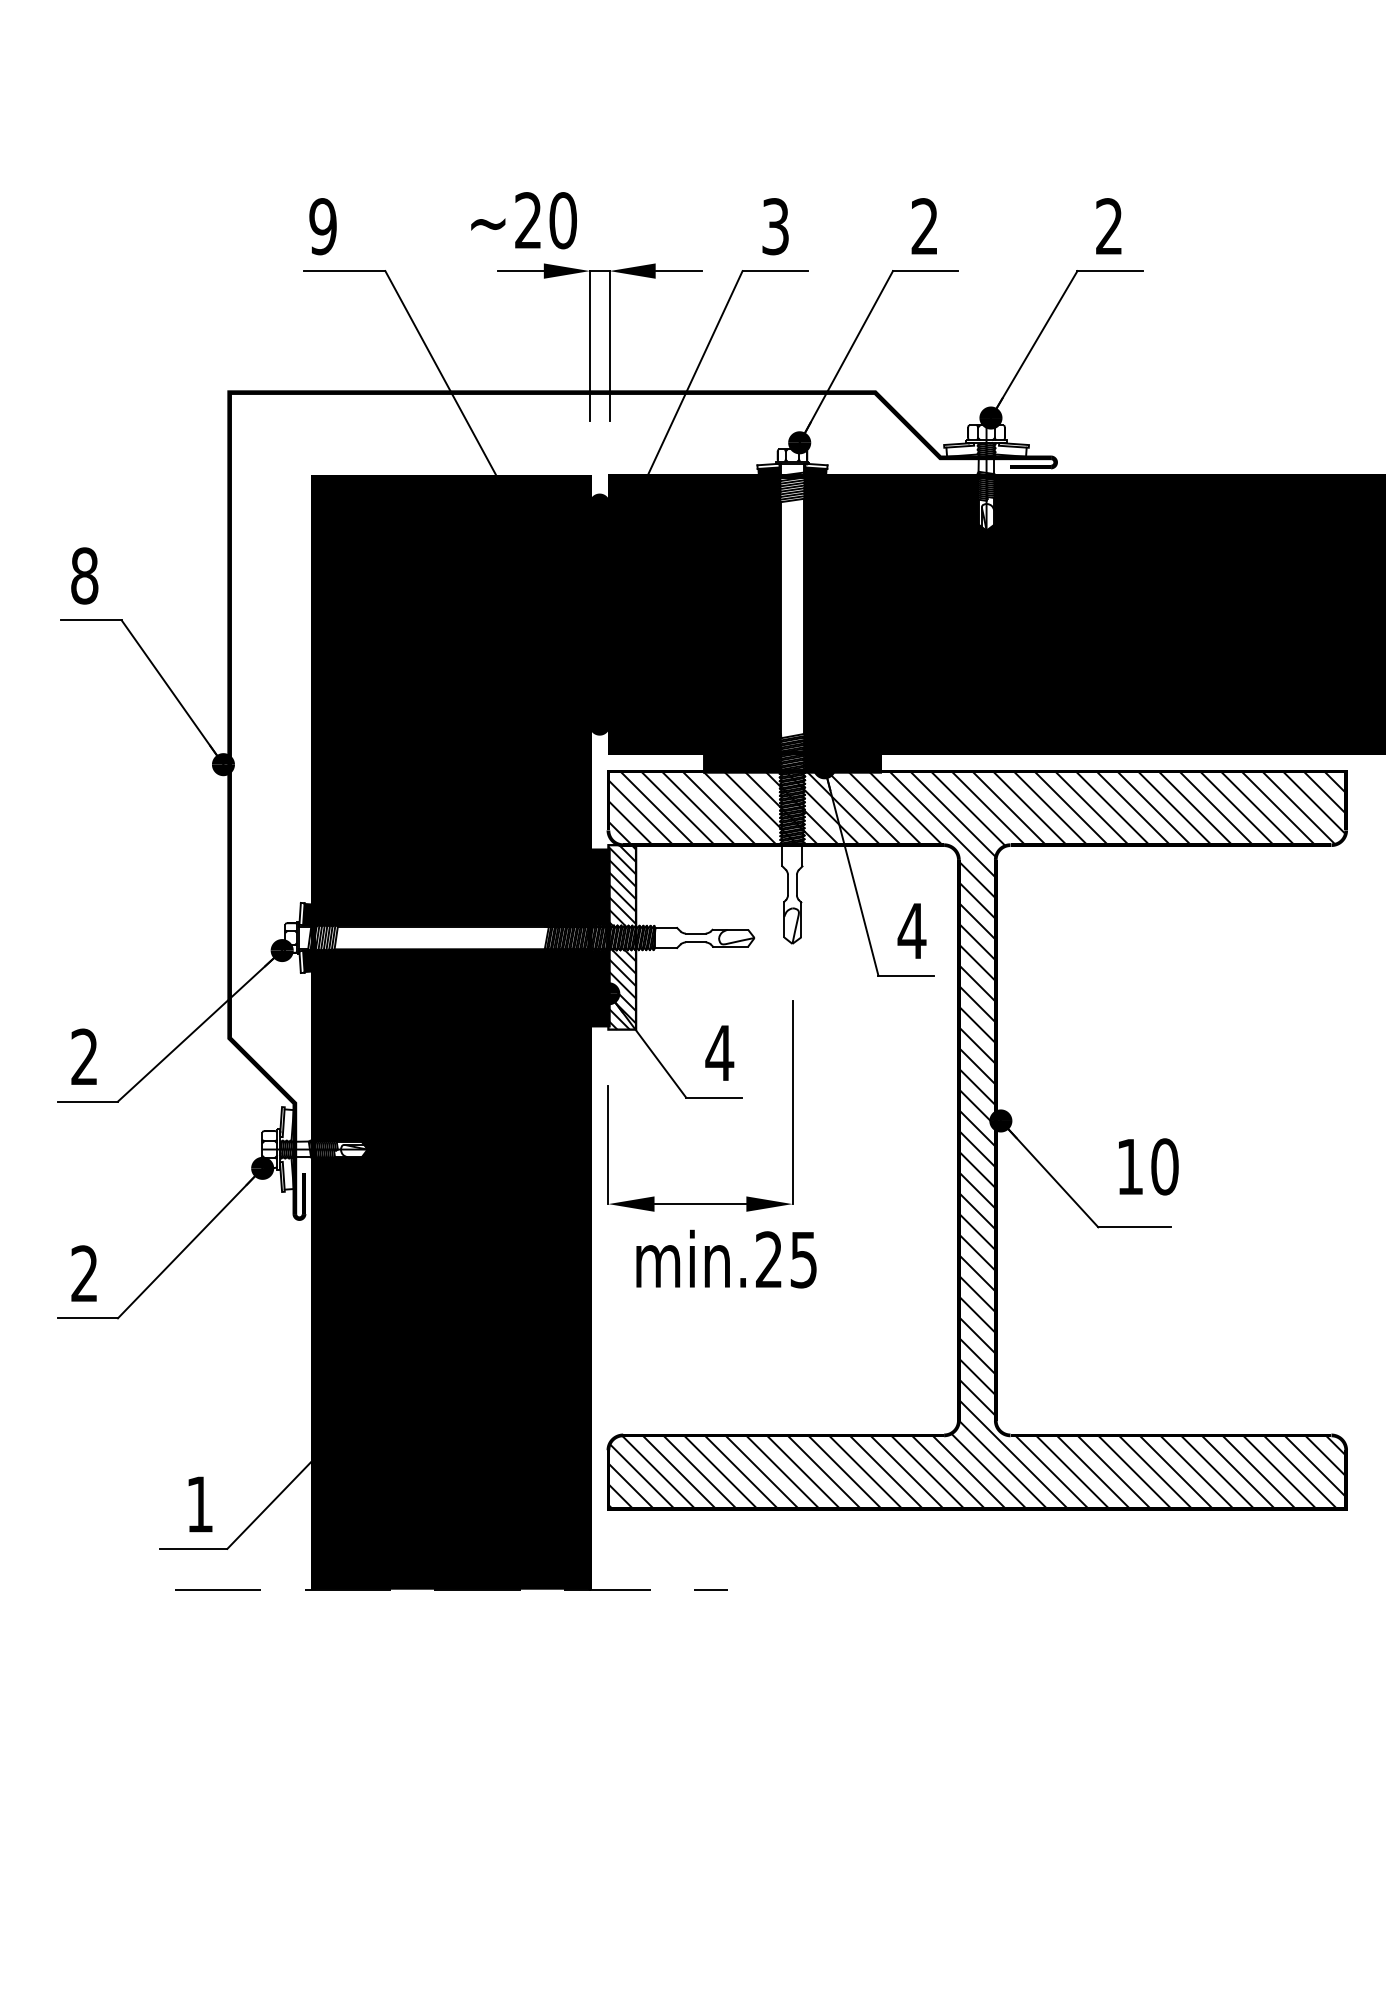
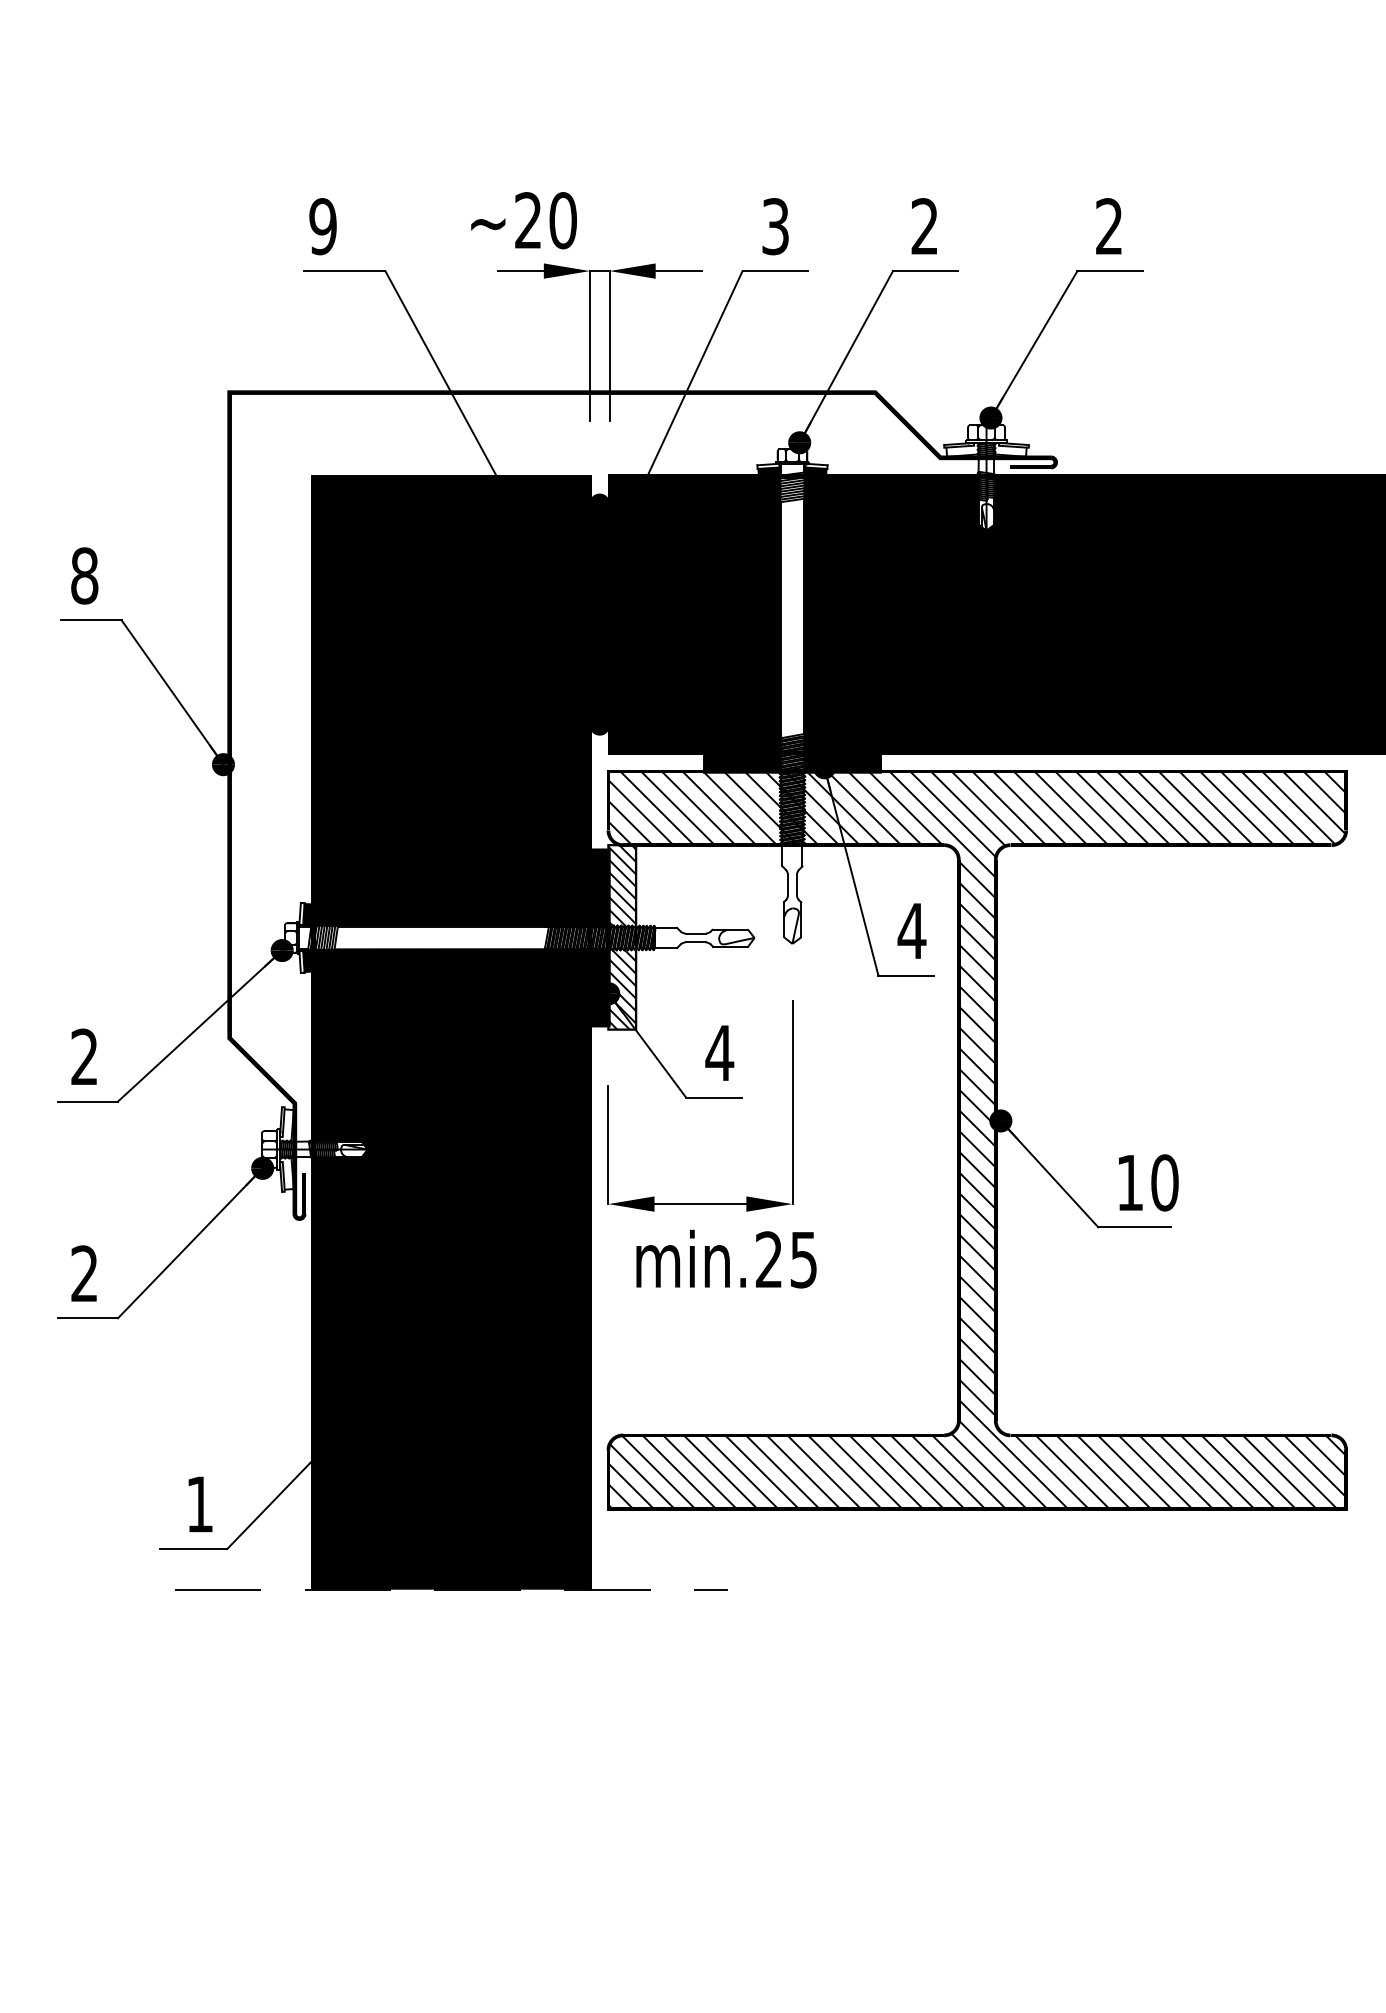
text position: (1148, 1166) -> (1148, 1182) (1148, 1182)
